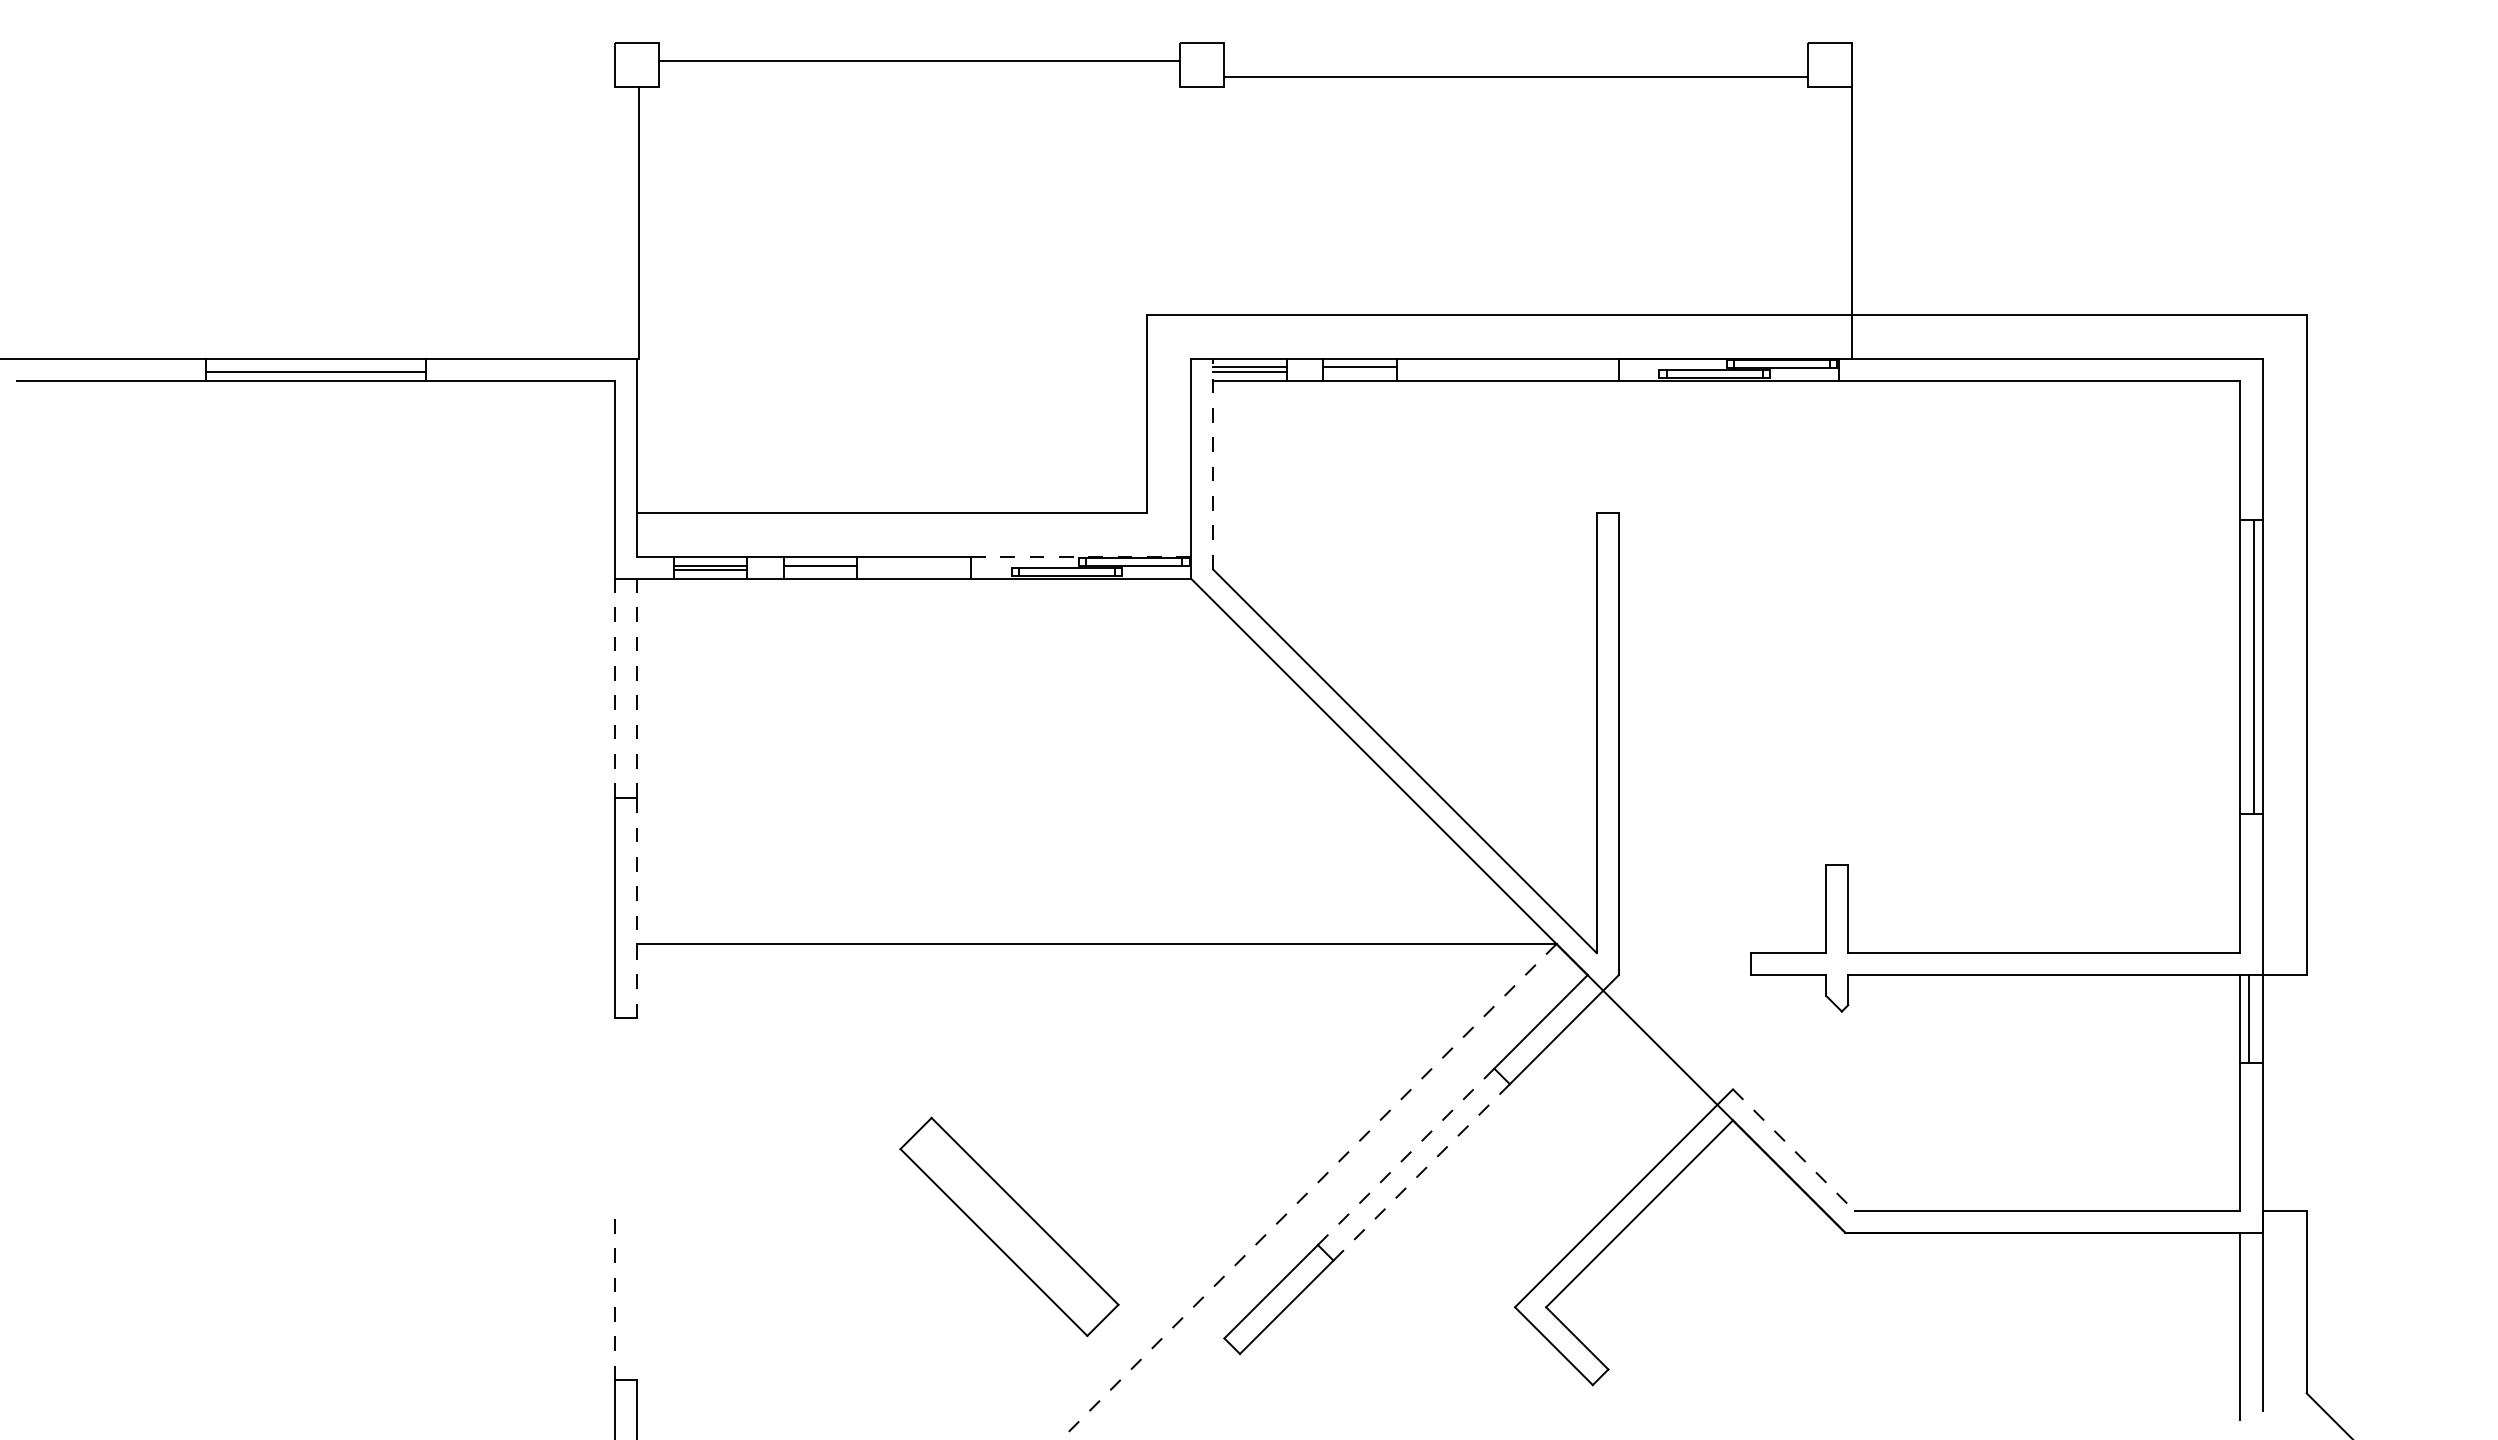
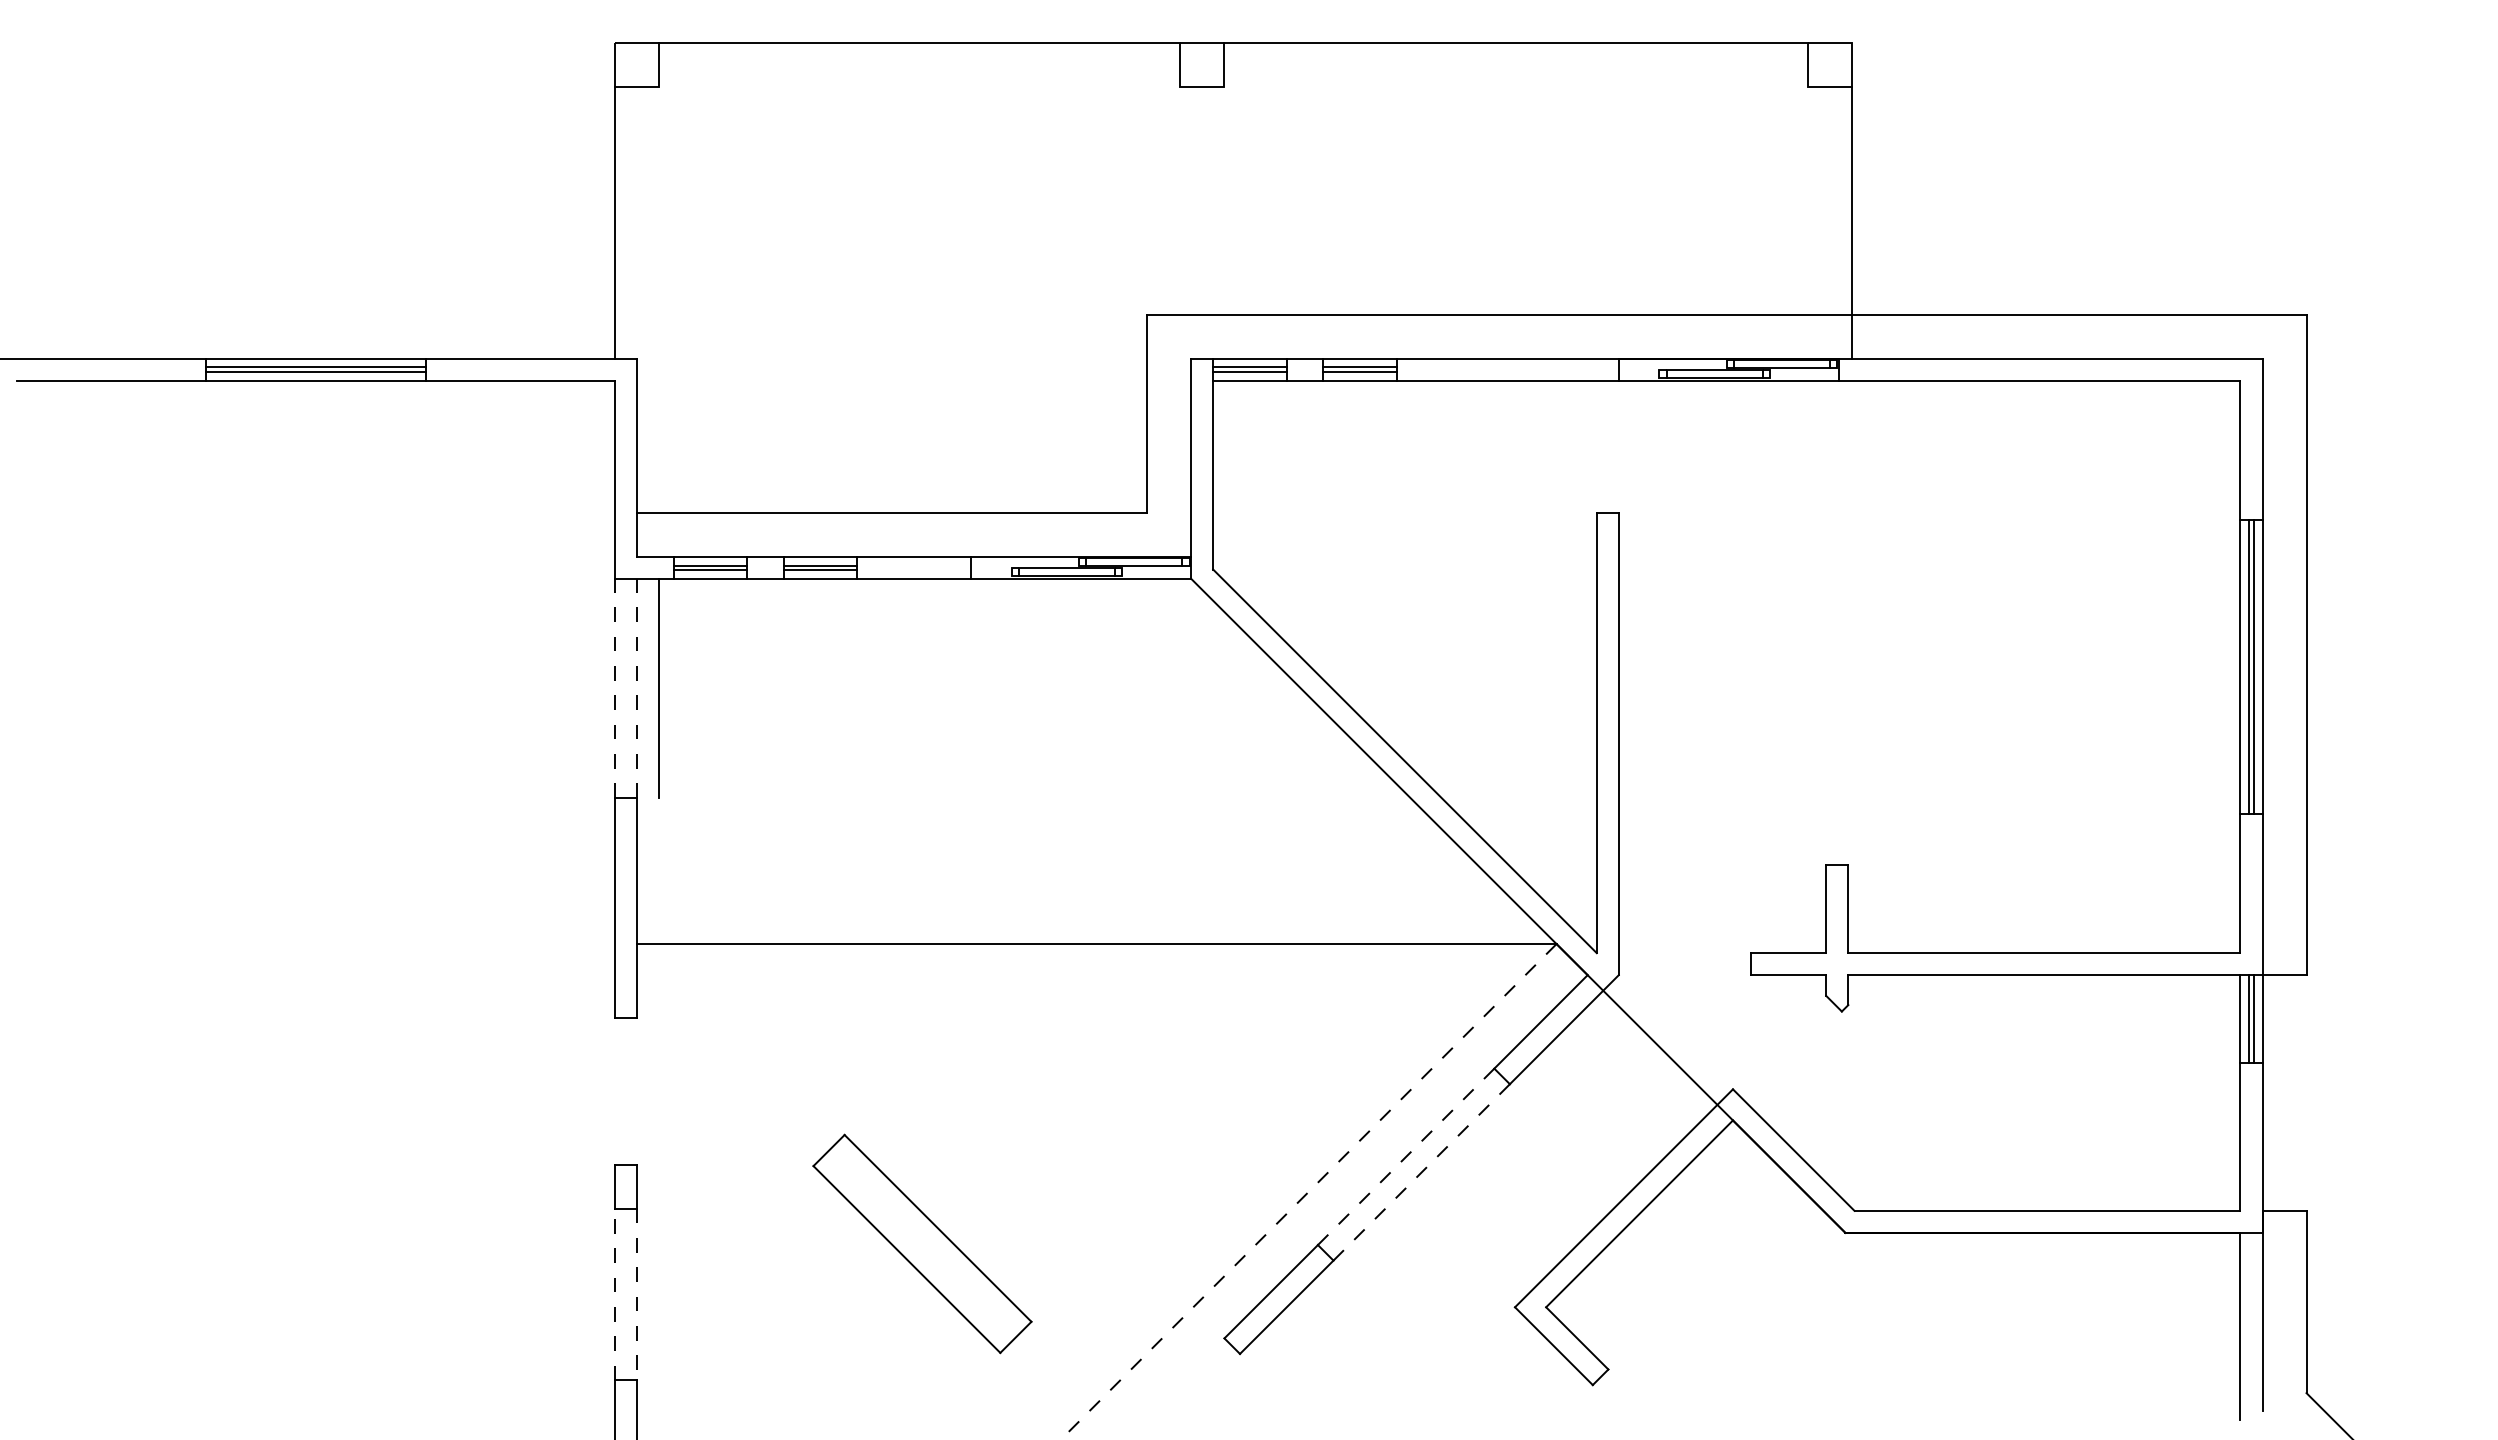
line position: (919, 61) -> (919, 43) (919, 43)
line position: (1515, 77) -> (1515, 43) (1515, 43)
line position: (639, 222) -> (615, 222) (615, 222)
line: none -> present (316, 367)
line: none -> present (1359, 371)
line: dashed -> solid (1213, 463)
line: dashed -> solid (1081, 556)
line: none -> present (820, 569)
line: none -> present (2249, 666)
line: none -> present (659, 688)
line: dashed -> solid (637, 907)
line: none -> present (2253, 1019)
line: dashed -> solid (1793, 1150)
part position: (1009, 1226) -> (922, 1243) (922, 1243)
part: none -> present (636, 1267)
